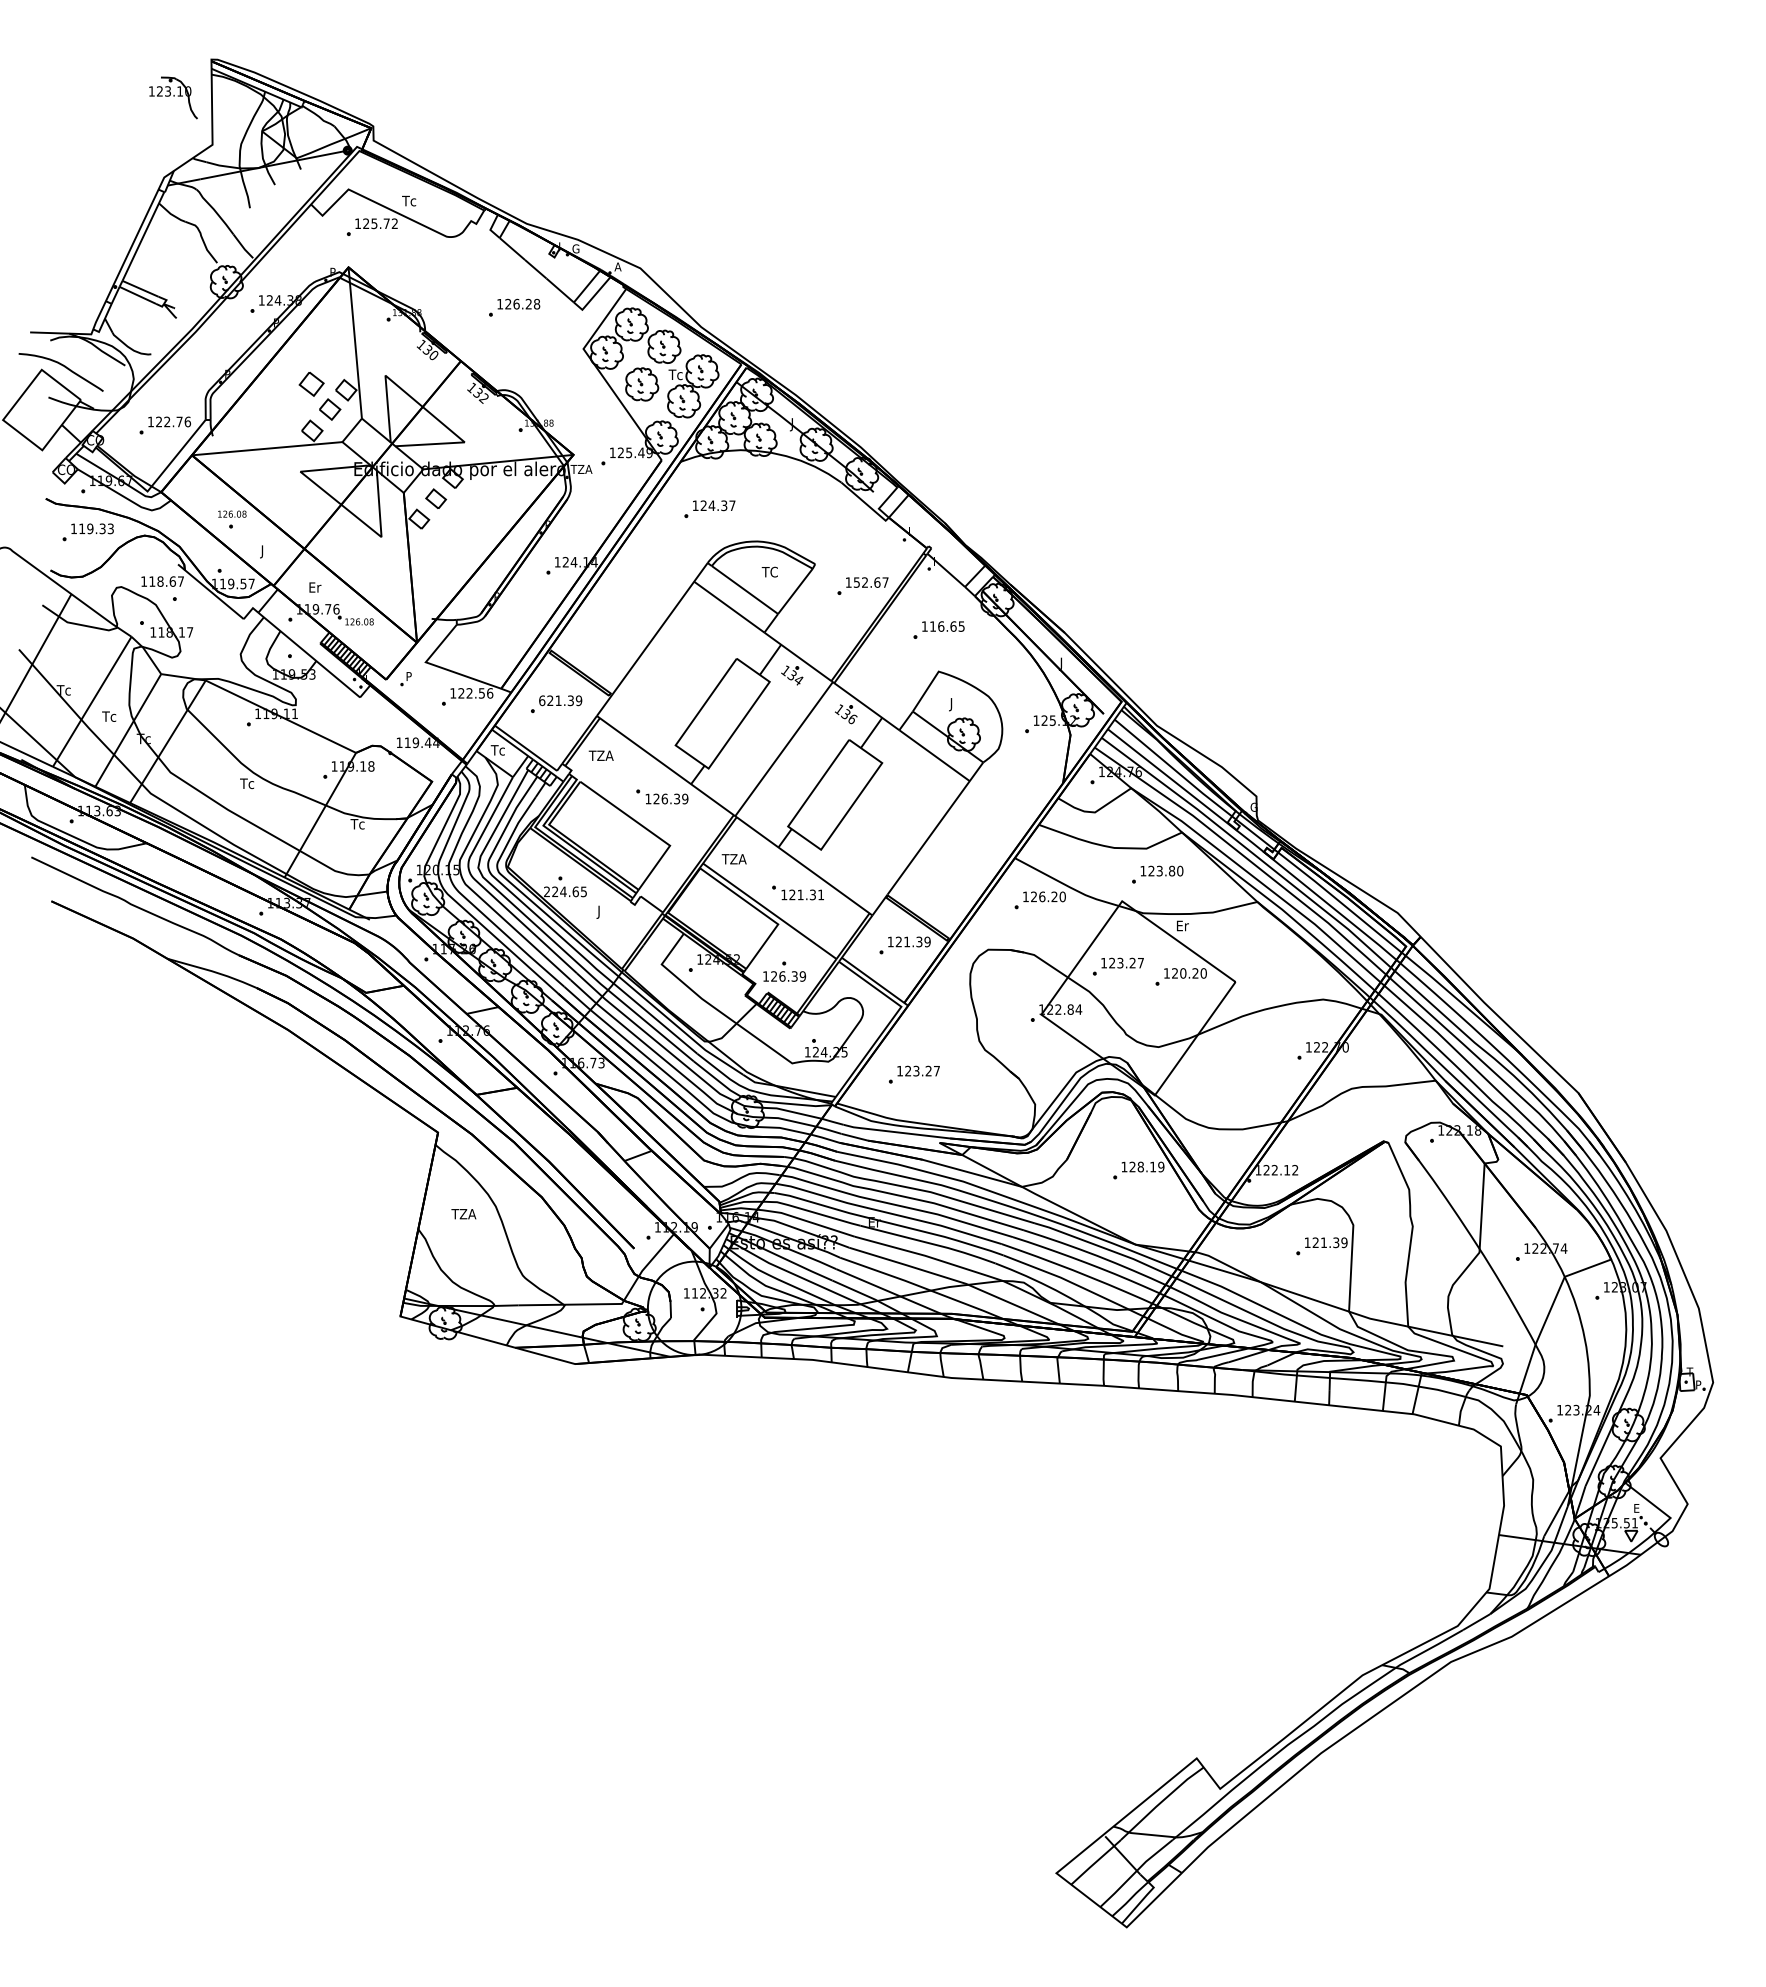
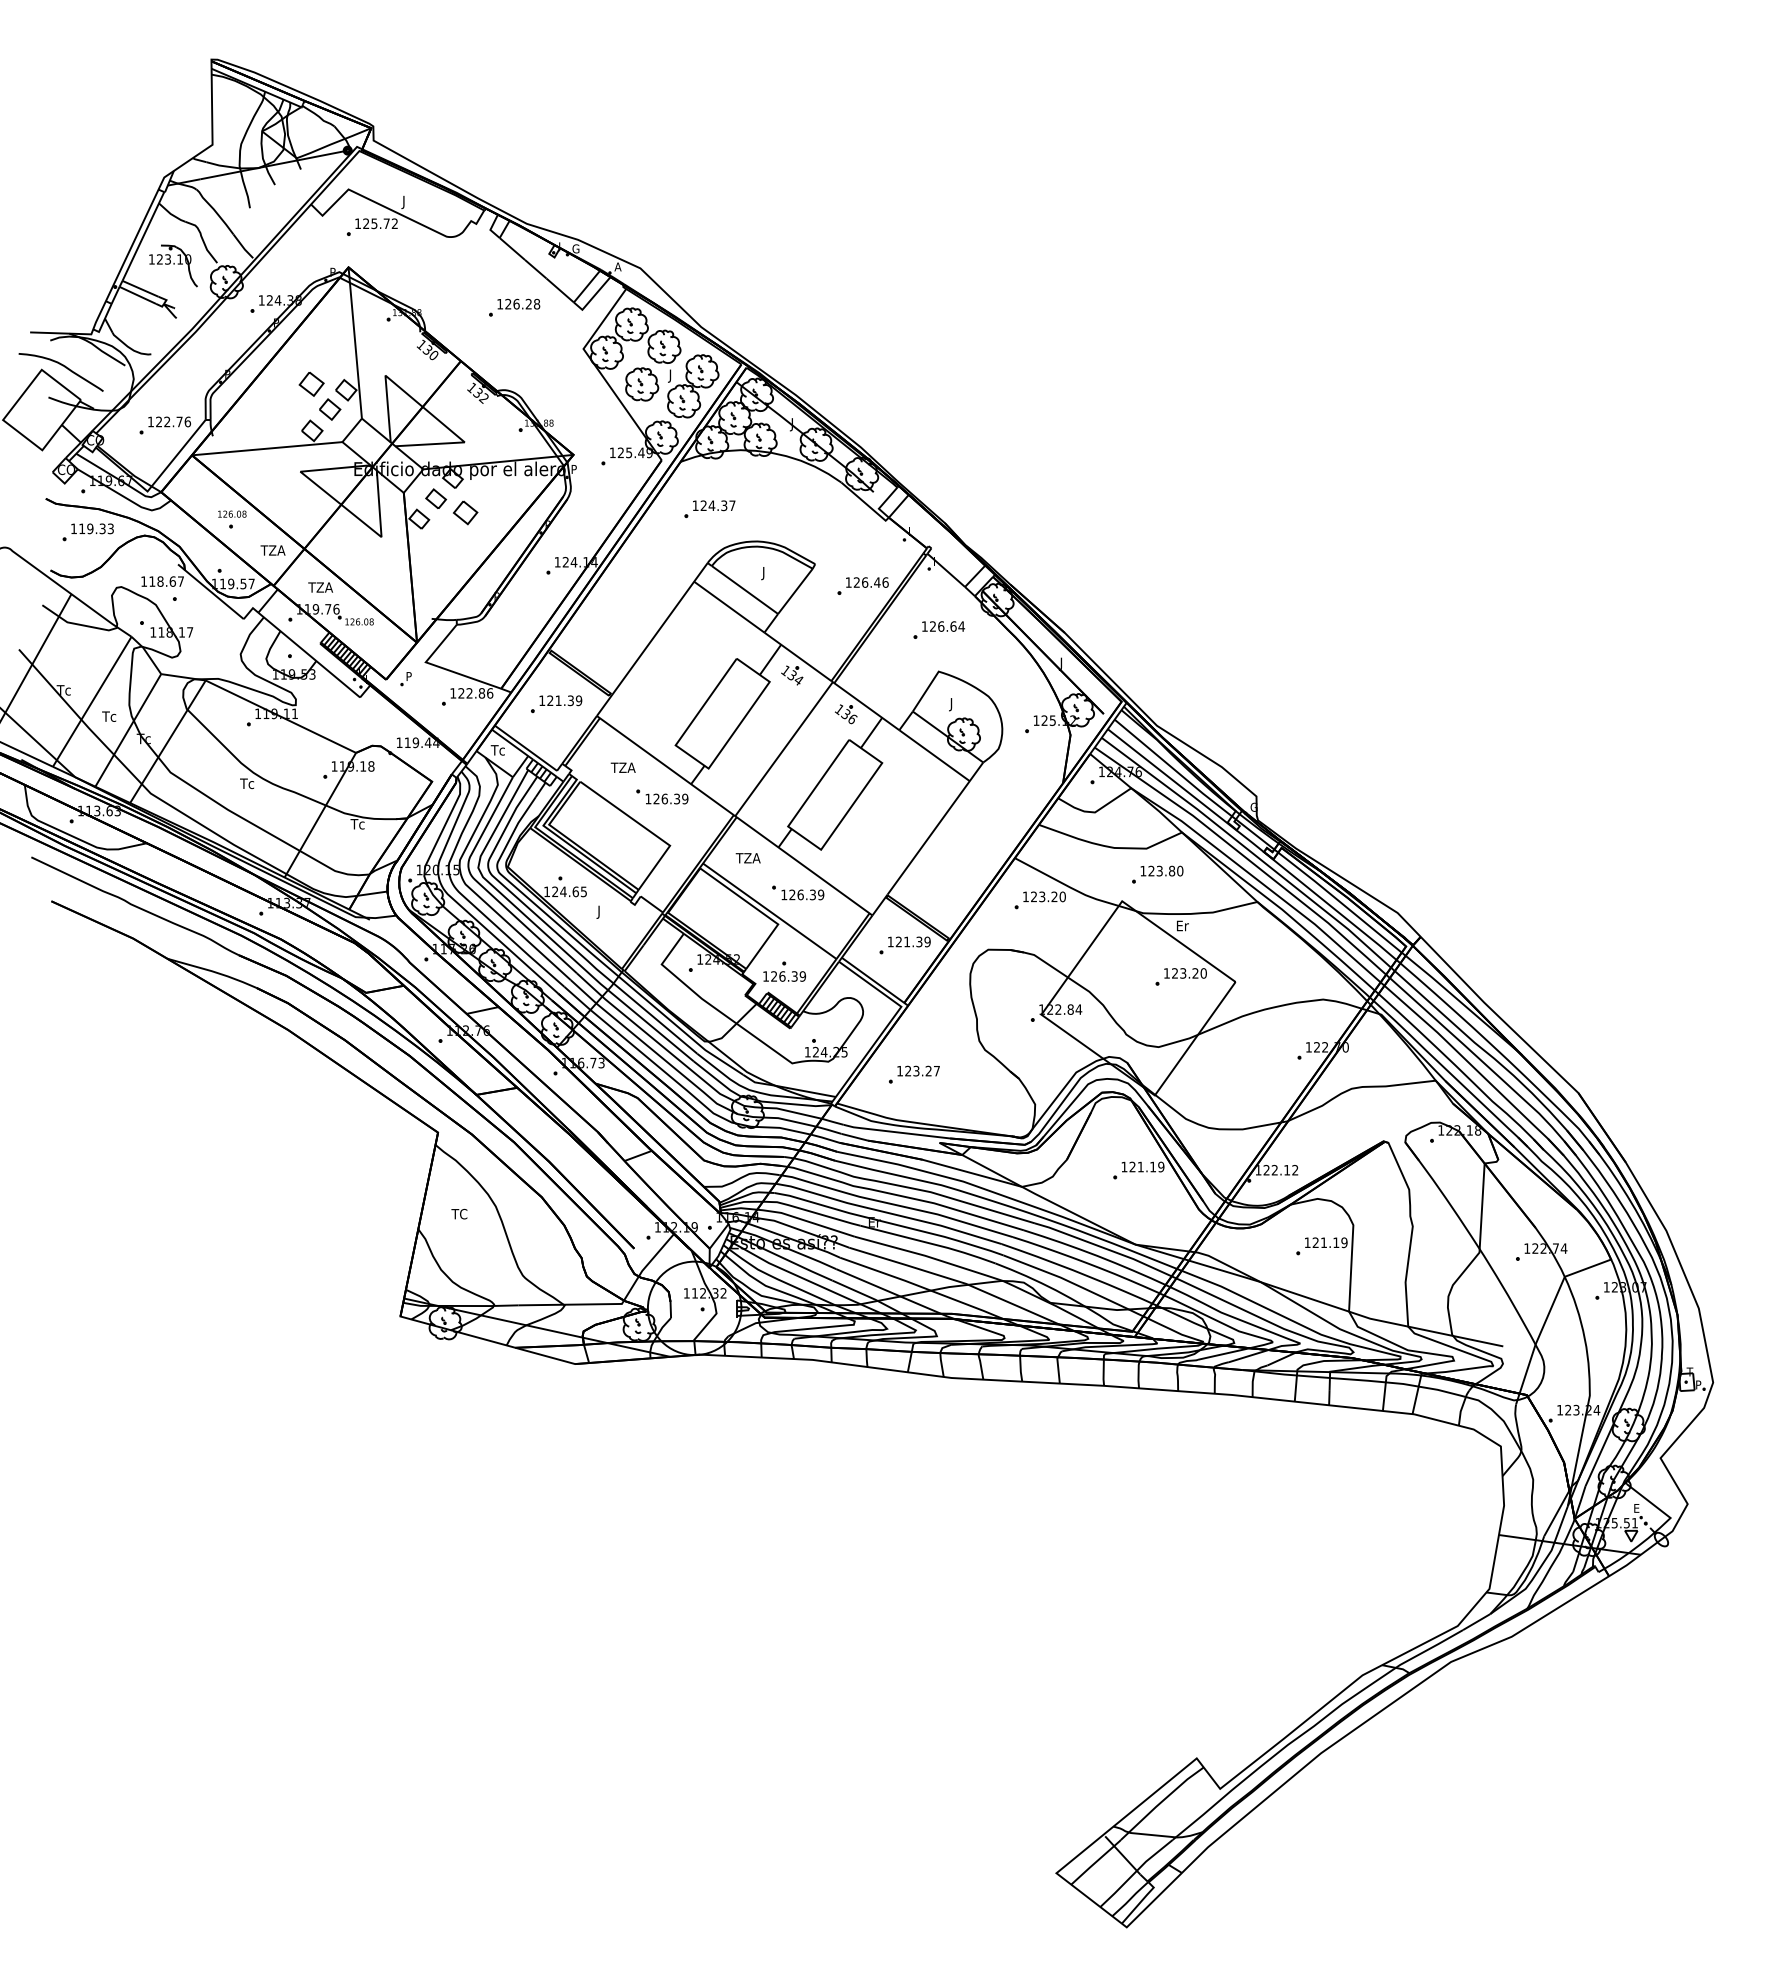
part position: (173, 97) -> (173, 265) (173, 265)
text: Tc -> J (408, 202)
text: Tc -> J (675, 375)
text: TZA -> P (581, 469)
part: none -> present (465, 512)
text: J -> TZA (272, 551)
text: TC -> J (769, 573)
text: 152.67 -> 126.46 (870, 582)
text: Er -> TZA (320, 587)
text: 116.65 -> 126.64 (947, 626)
text: 122.56 -> 122.86 (481, 693)
text: 621.39 -> 121.39 (542, 700)
text position: (600, 755) -> (622, 767) (622, 767)
text position: (733, 859) -> (747, 858) (747, 858)
text: 224.65 -> 124.65 (546, 891)
text: 121.31 -> 126.39 (810, 894)
text: 126.20 -> 123.20 (1042, 896)
part: present -> none (1118, 966)
text: 120.20 -> 123.20 (1183, 973)
text: 128.19 -> 121.19 (1140, 1166)
text: TZA -> TC (467, 1213)
text: 121.39 -> 121.19 (1336, 1242)
